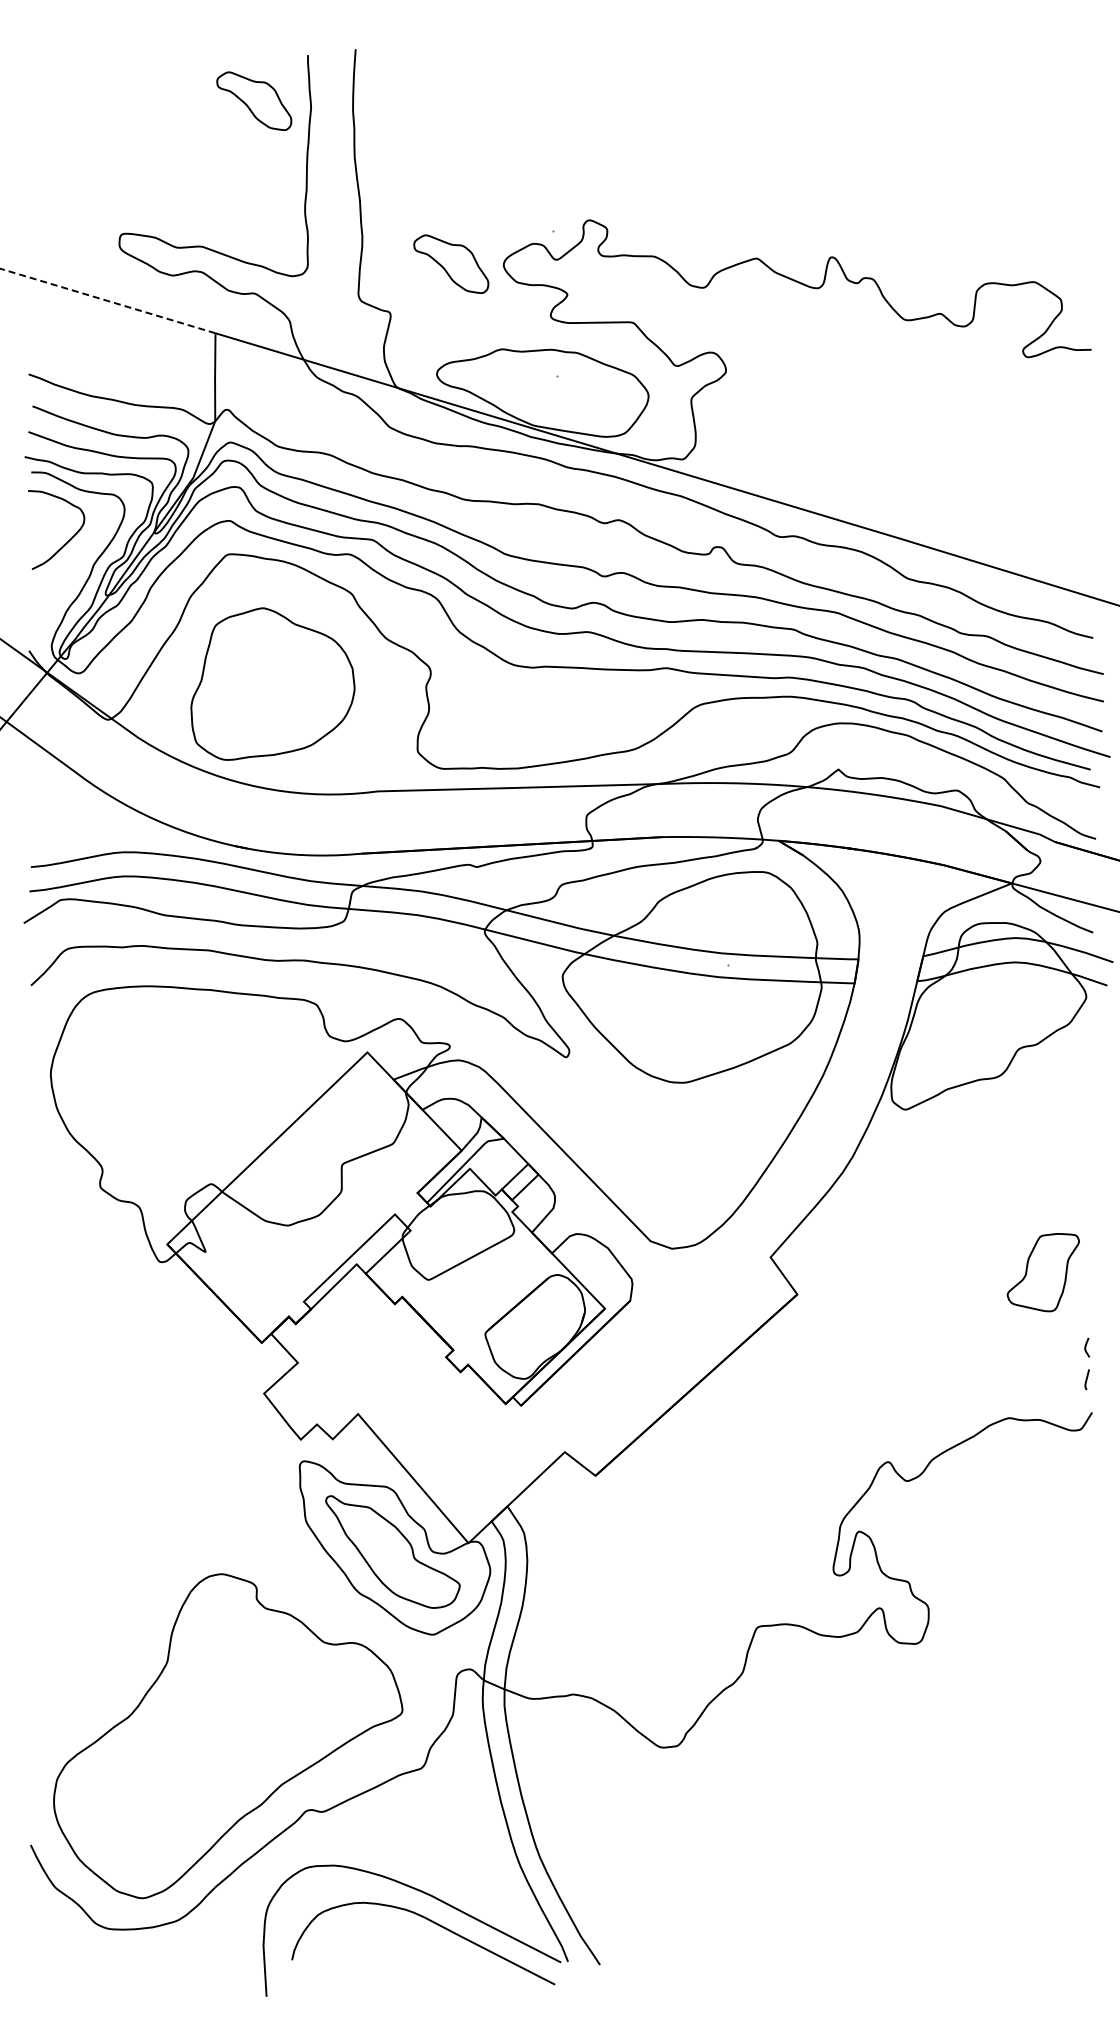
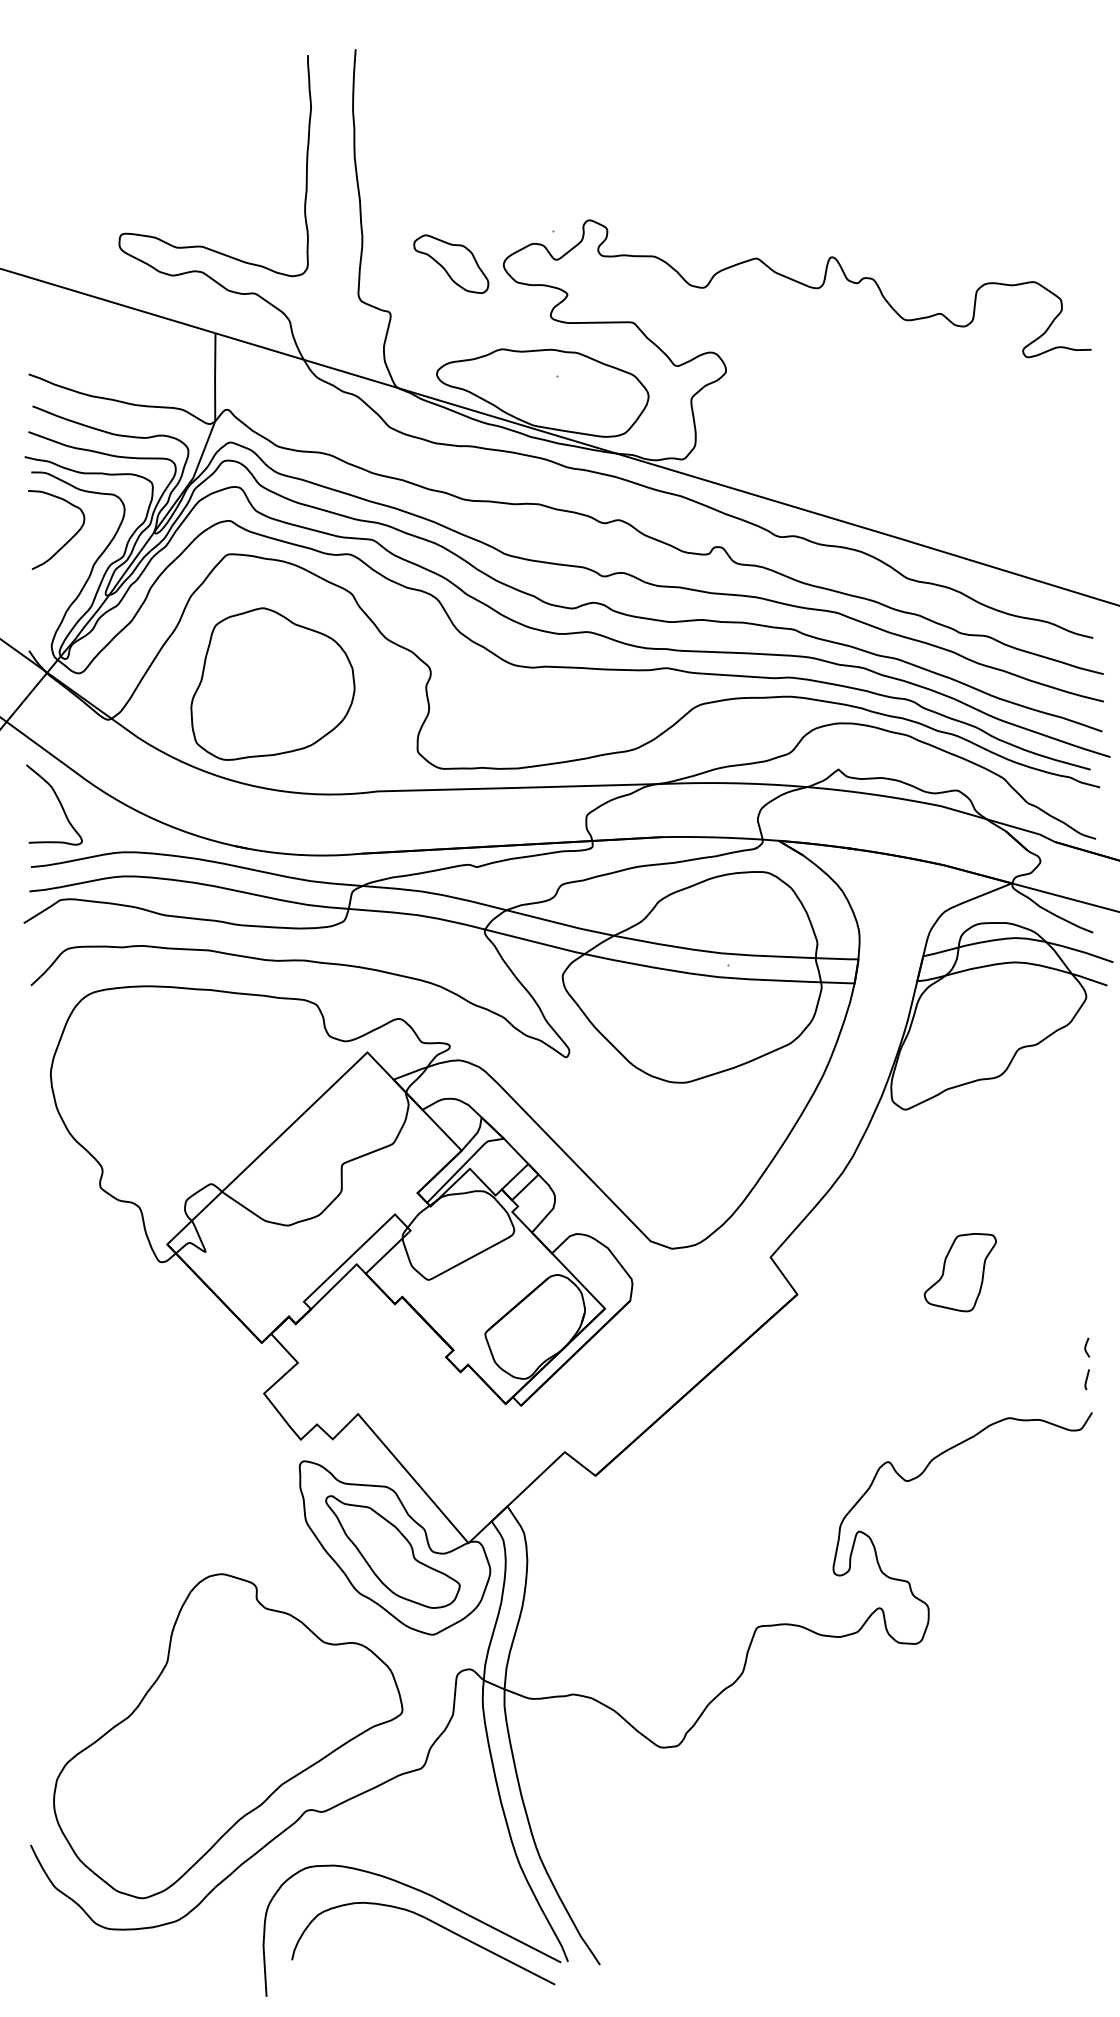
part: present -> none (254, 100)
line: dashed -> solid (107, 300)
curve: none -> present (58, 801)
part position: (1042, 1272) -> (959, 1272) (959, 1272)
